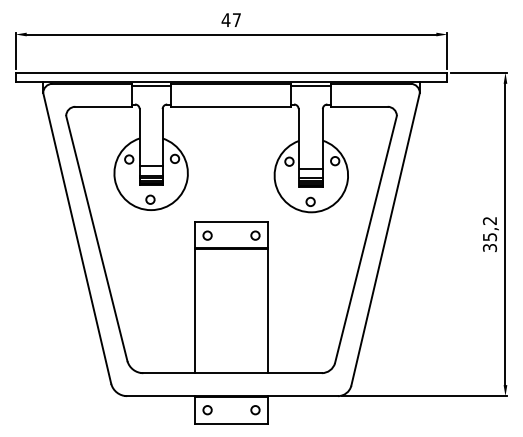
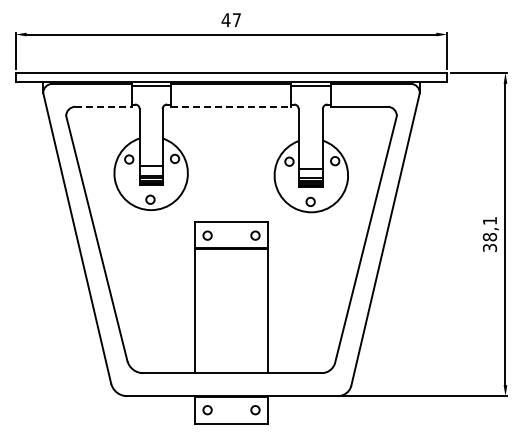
line: solid -> dashed (104, 106)
line: solid -> dashed (230, 106)
text: 35,2 -> 38,1 (489, 229)
